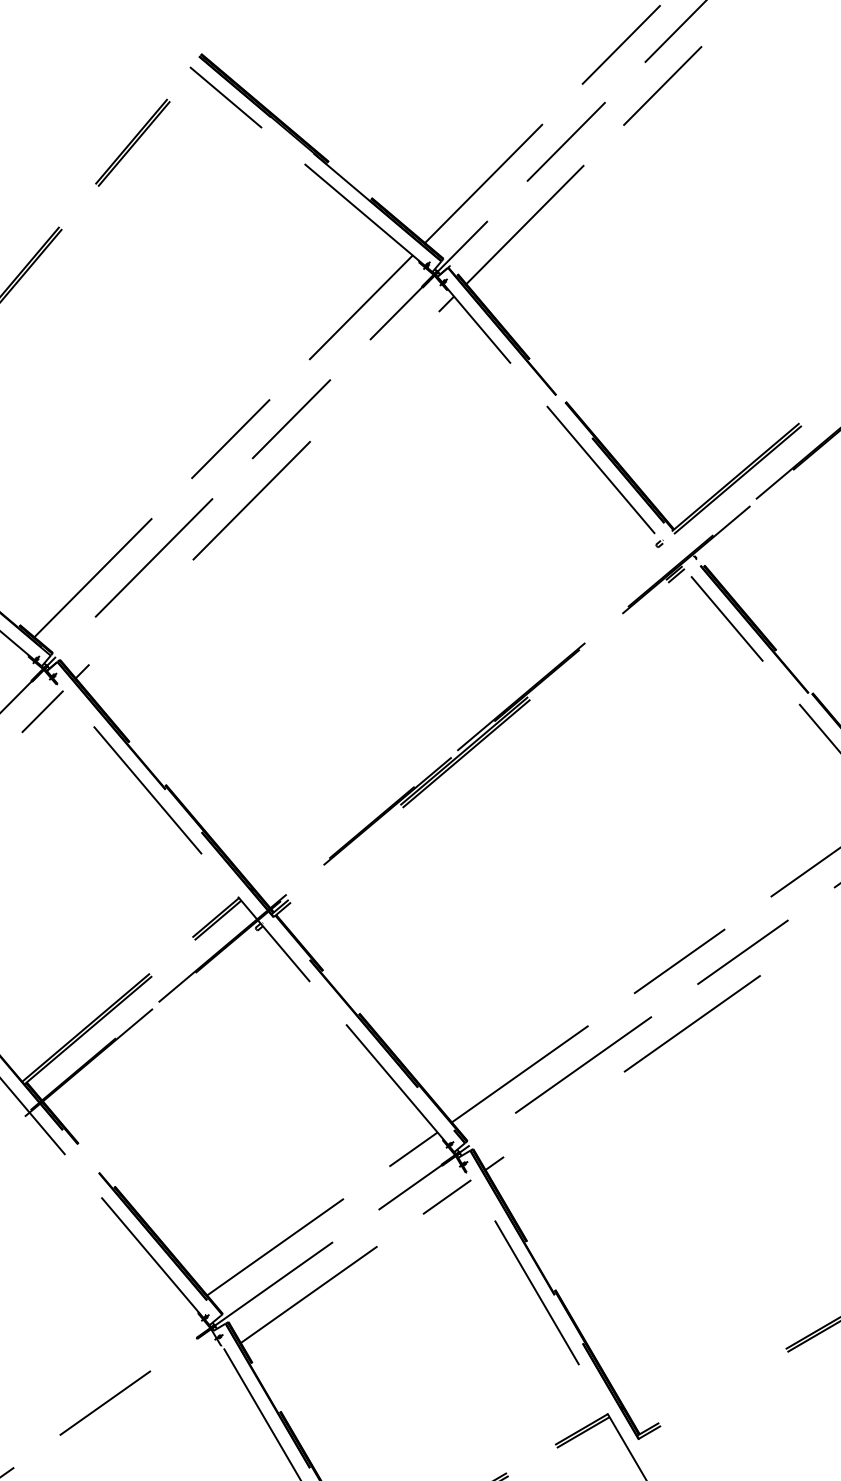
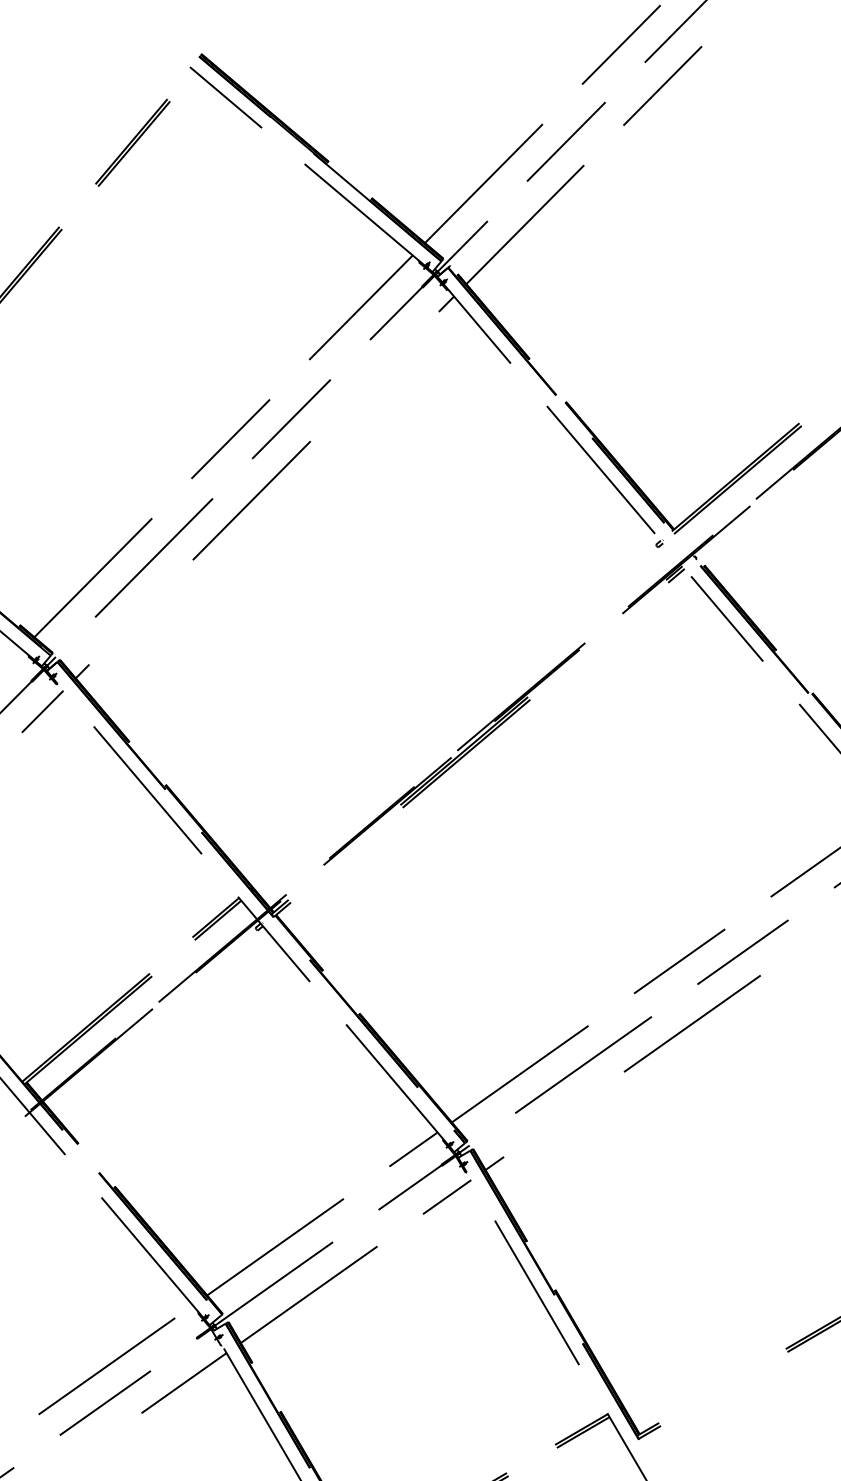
line: none -> present (115, 1359)
line: none -> present (183, 1383)
